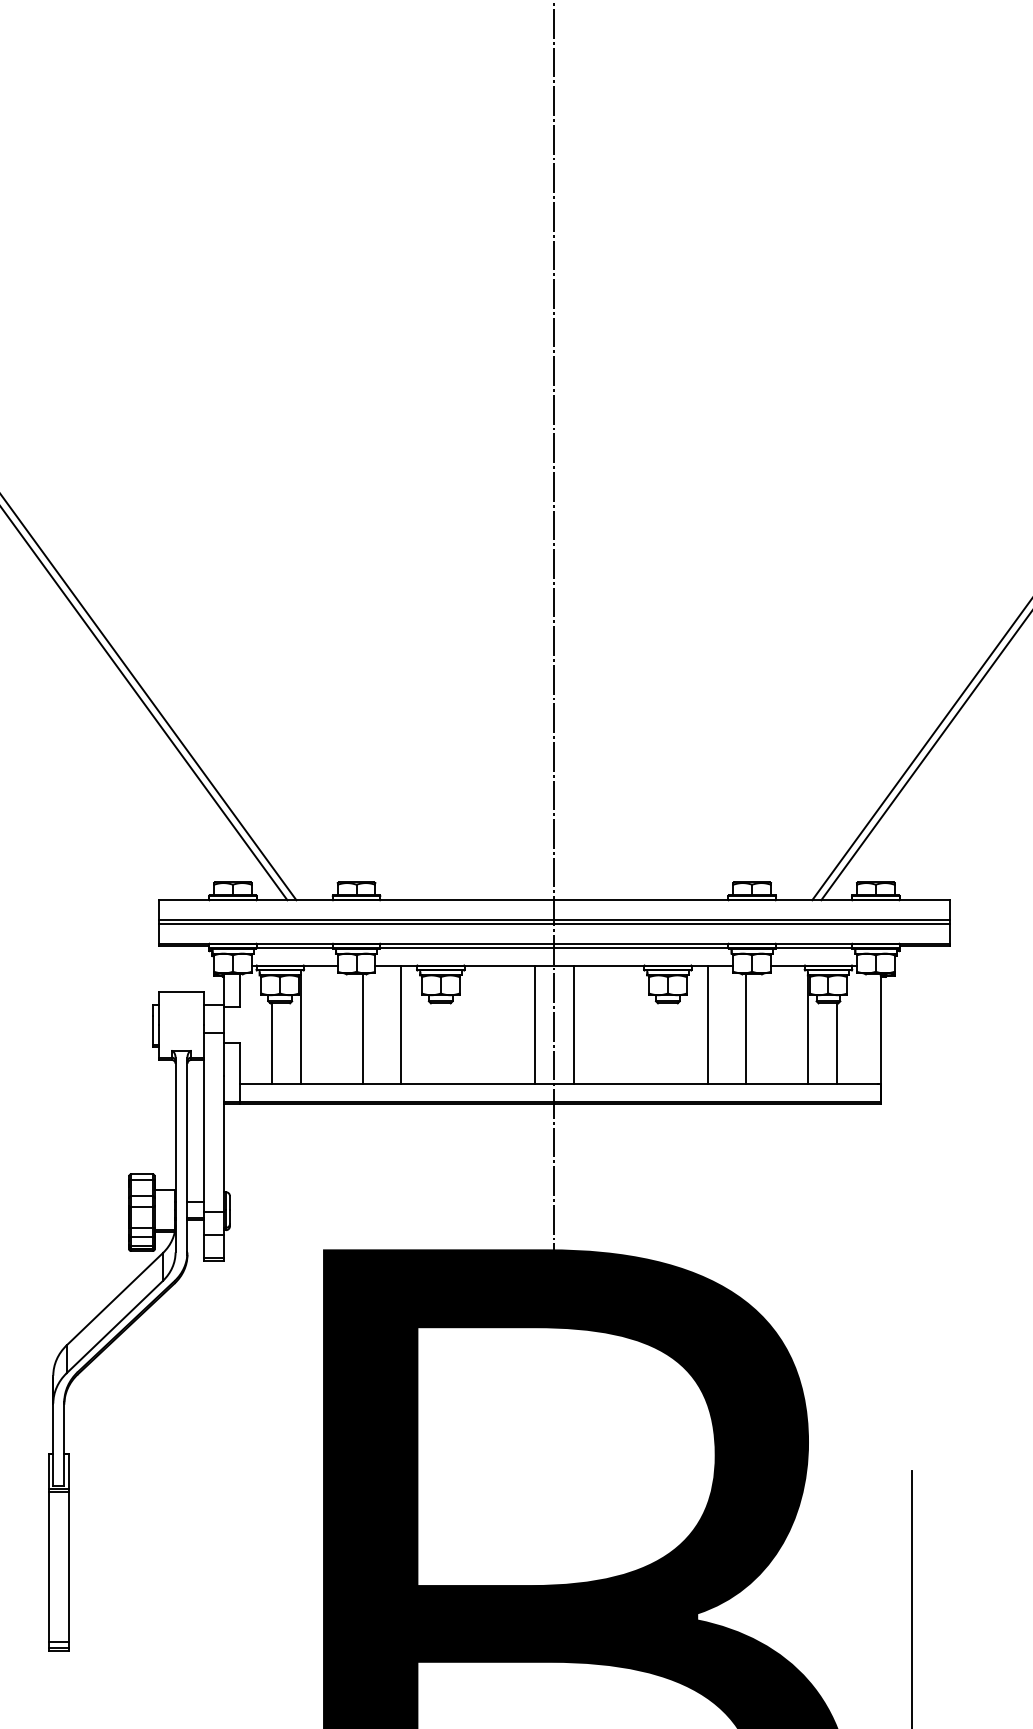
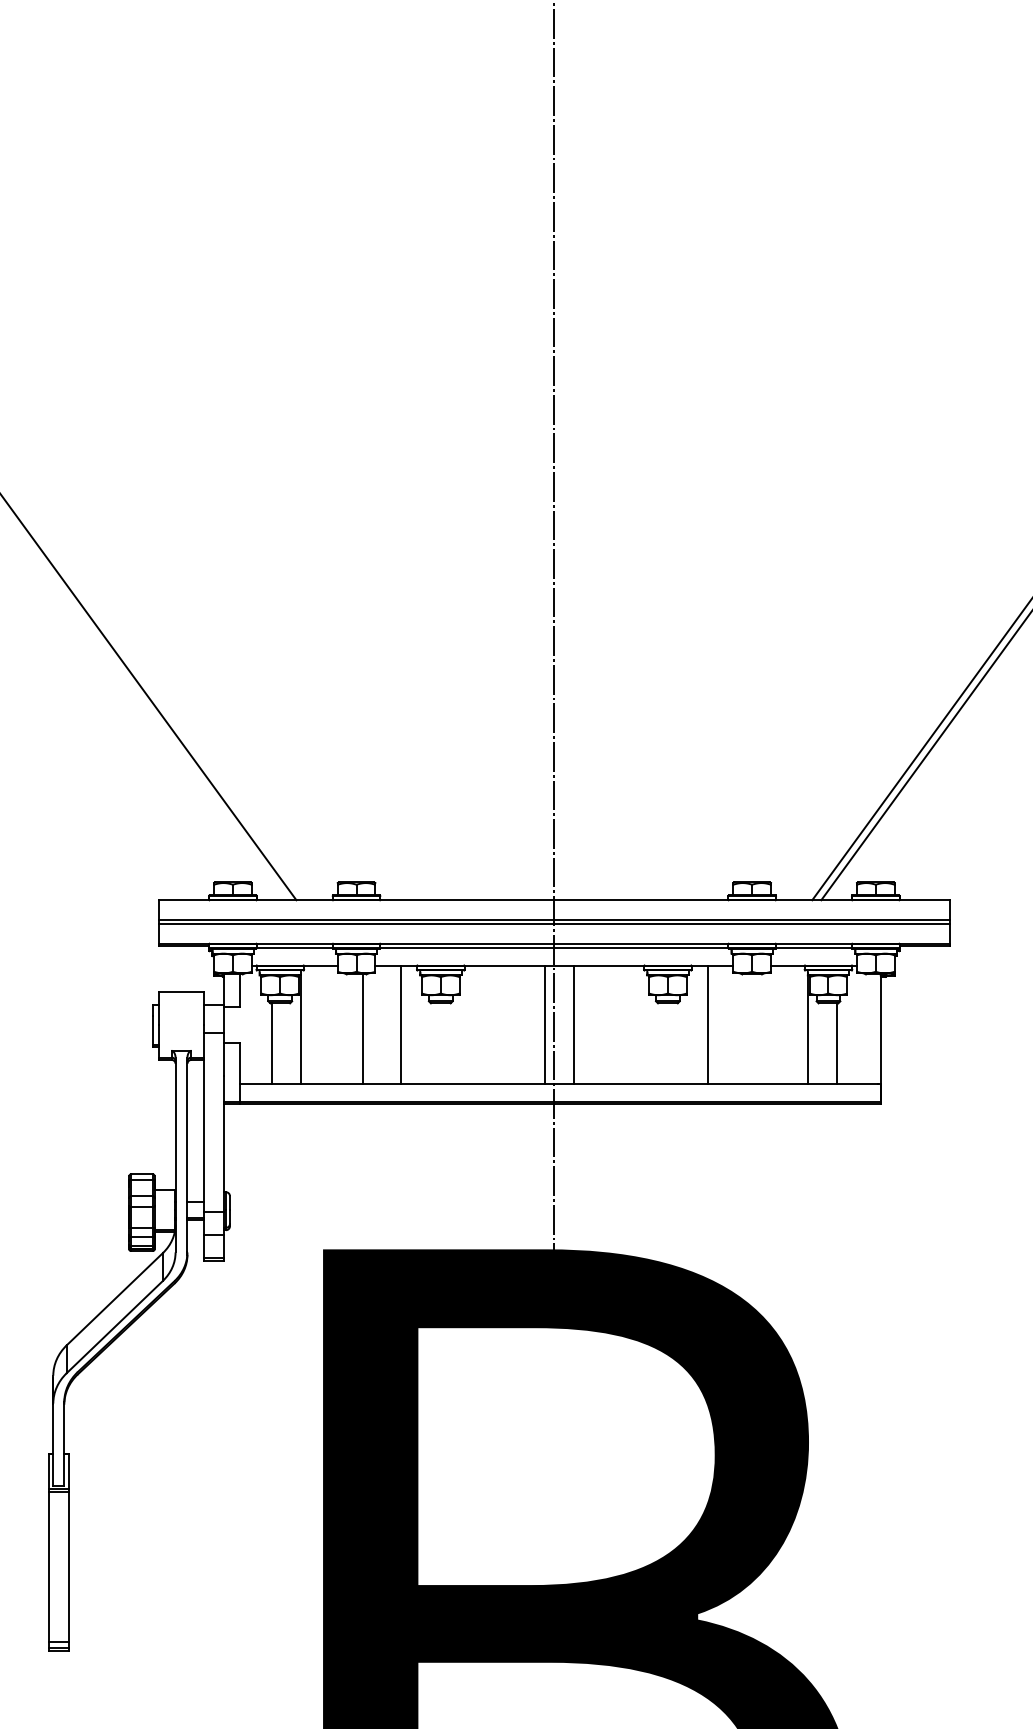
line: present -> none (144, 704)
line position: (534, 1024) -> (544, 1024) (544, 1024)
line: present -> none (745, 1029)
line: present -> none (912, 1598)
